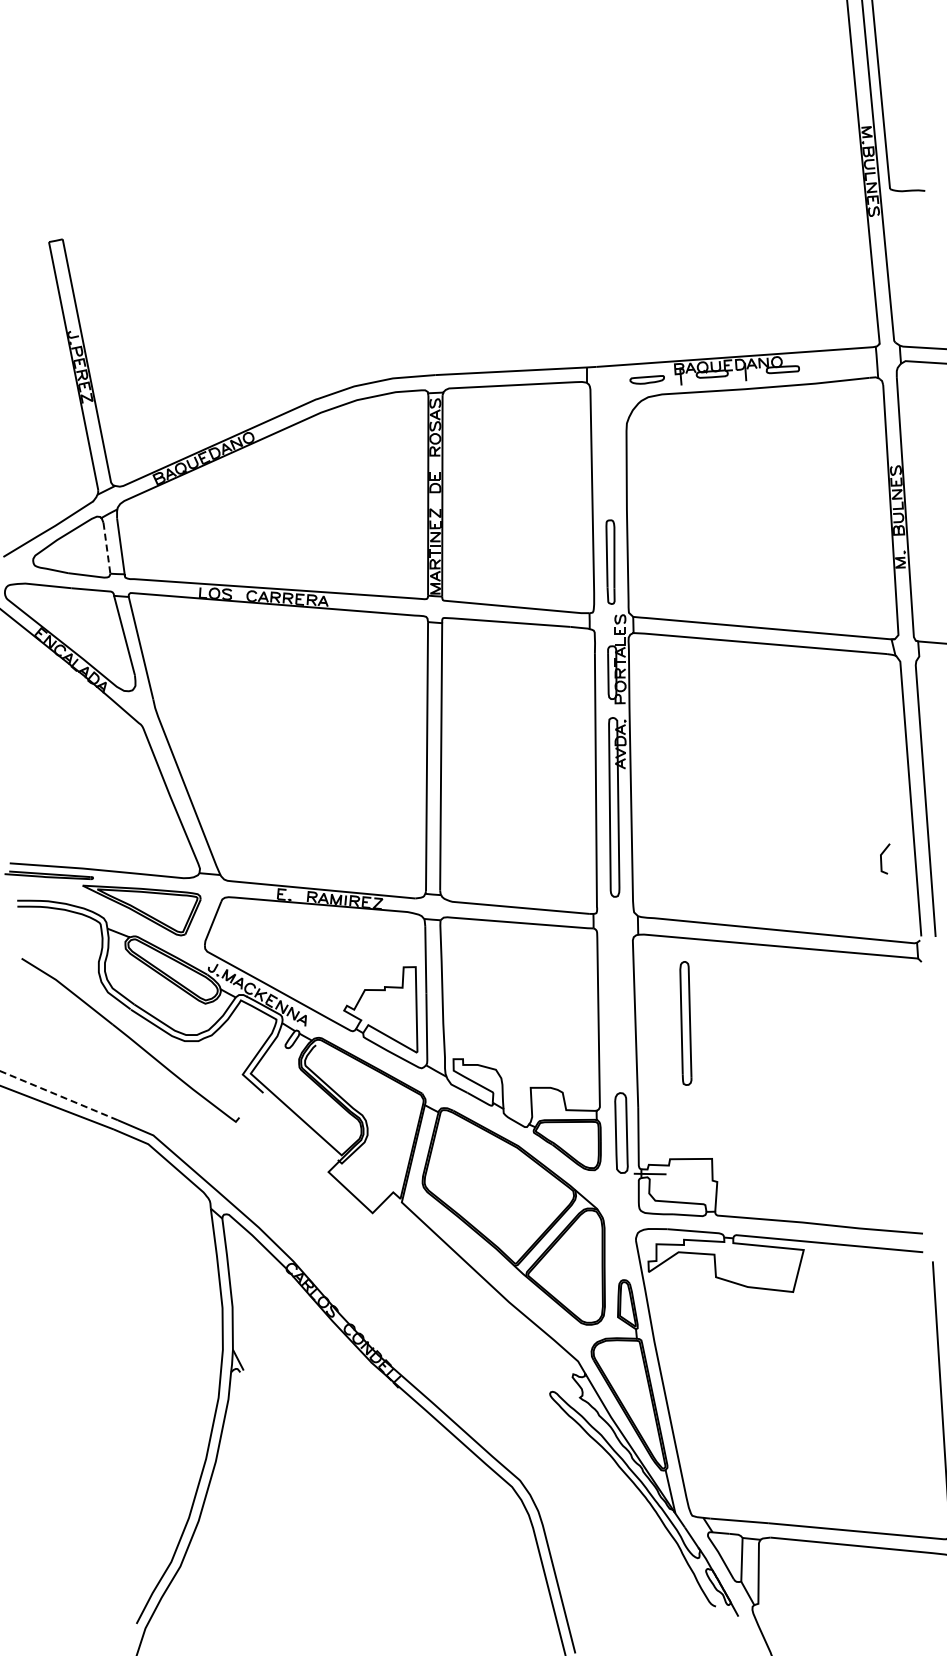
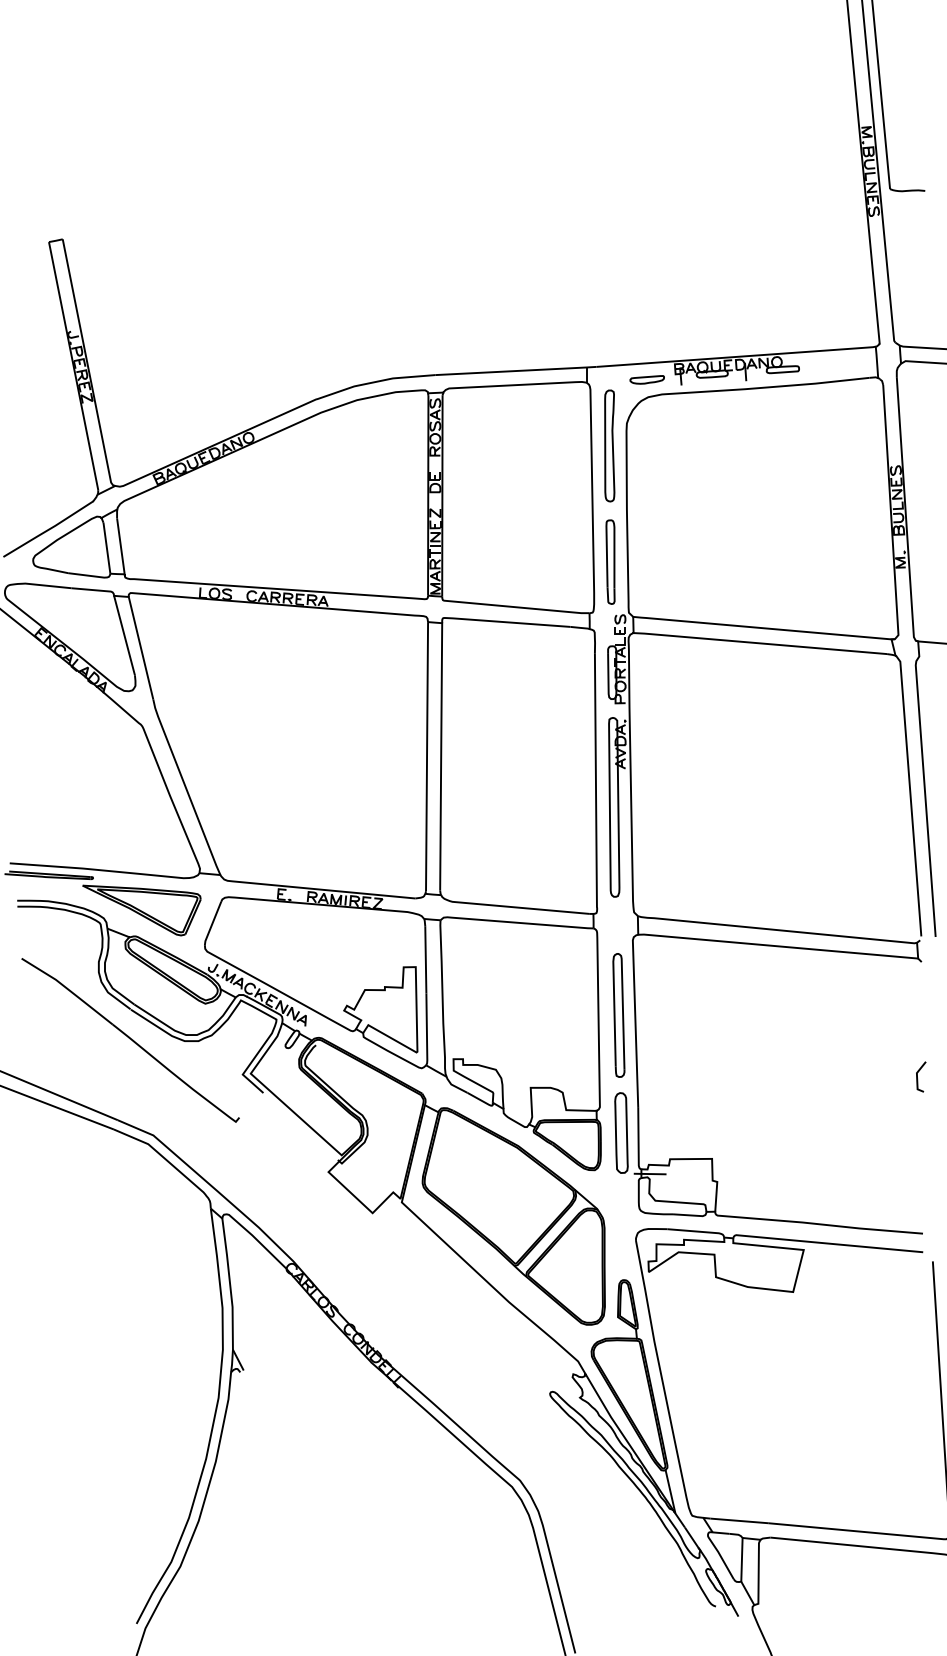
part: none -> present (609, 445)
line: dashed -> solid (106, 548)
line position: (881, 858) -> (917, 1076) (917, 1076)
part position: (685, 1023) -> (618, 1015) (618, 1015)
line: dashed -> solid (59, 1095)
